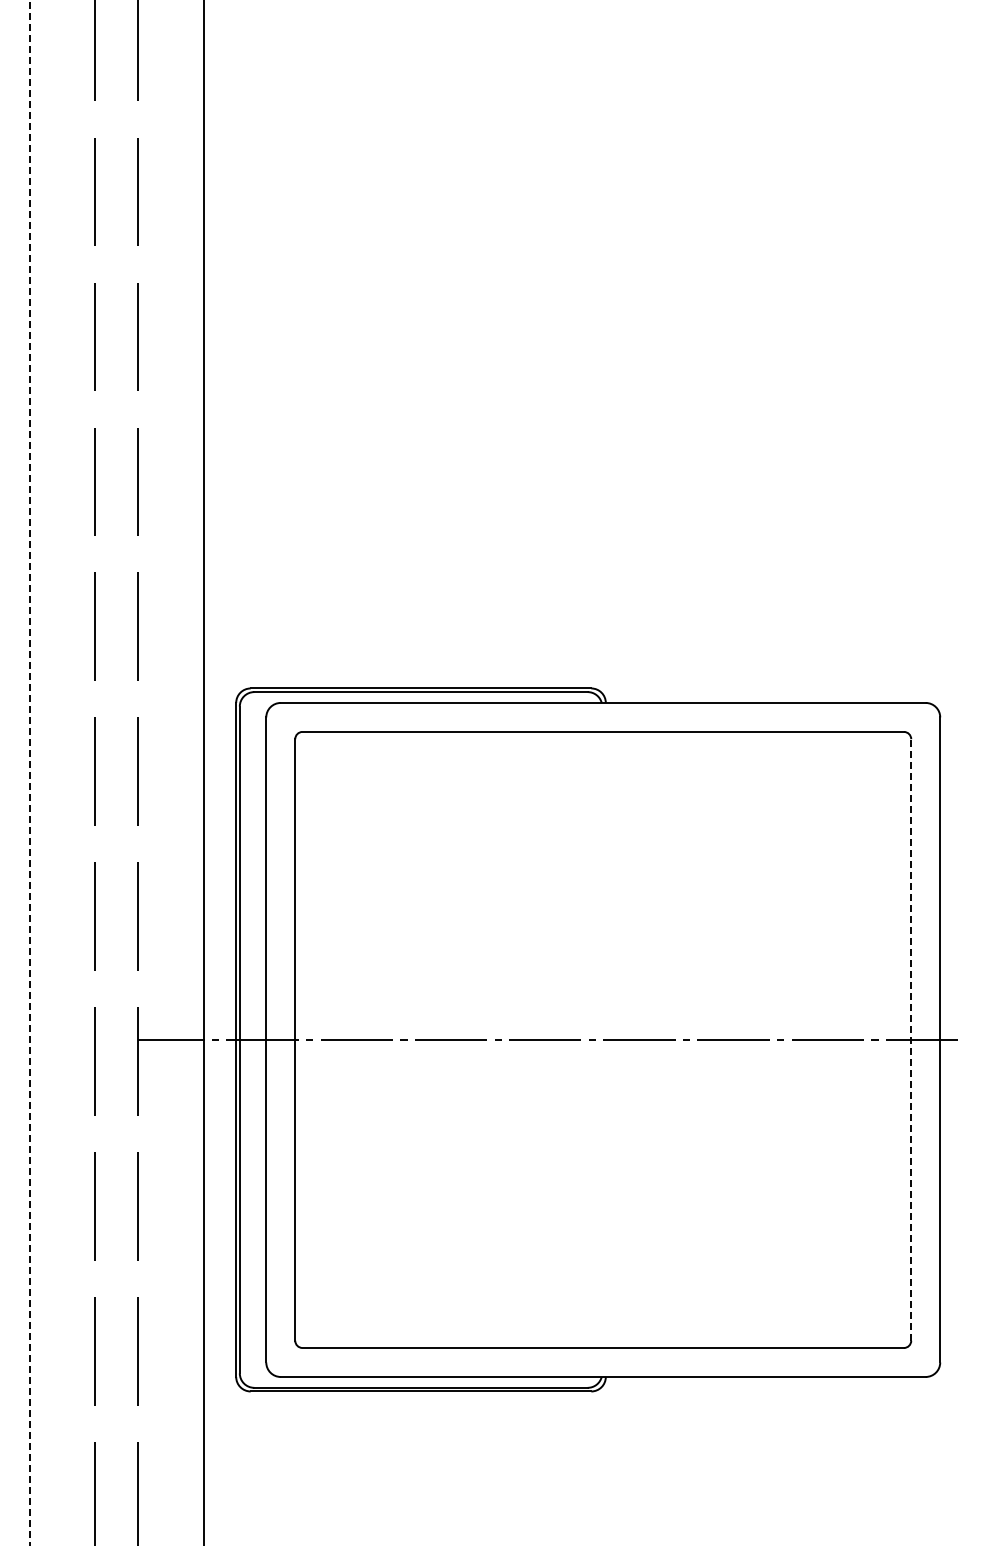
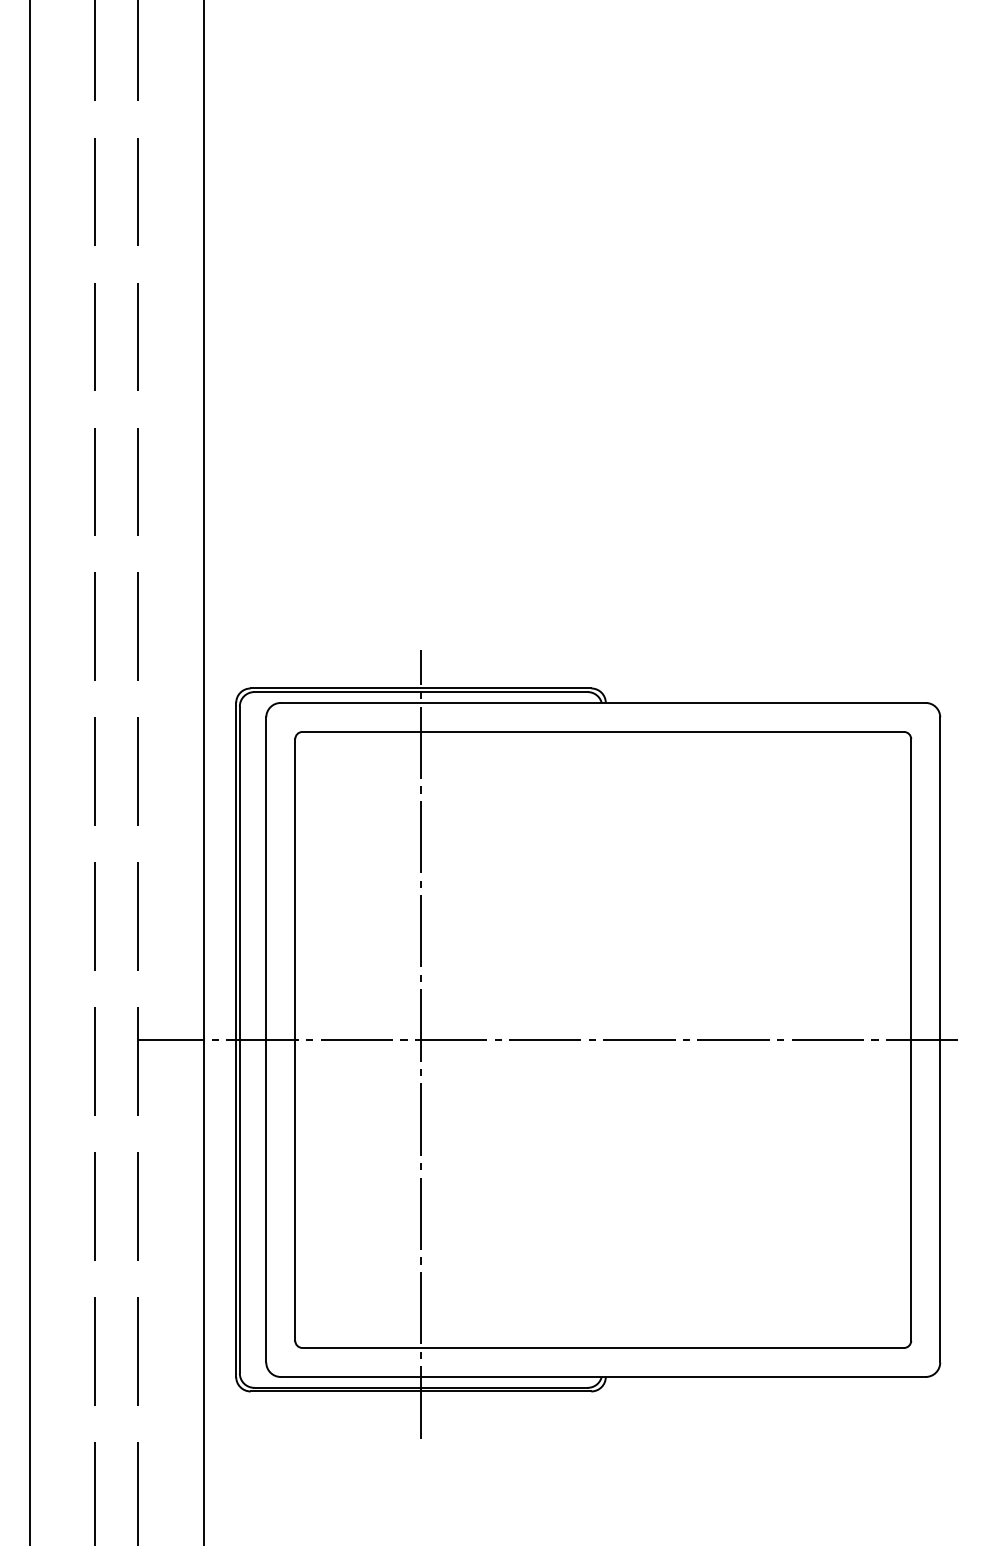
line: dashed -> solid (29, 772)
line: dashed -> solid (911, 1039)
line: none -> present (421, 1043)
